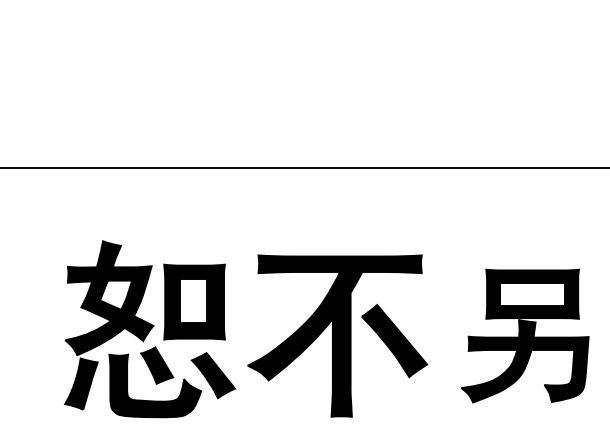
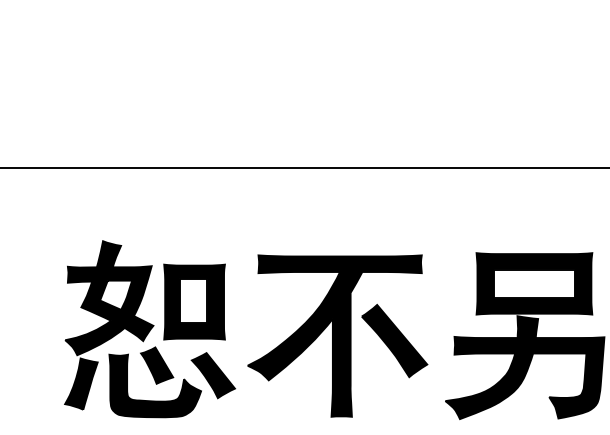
part size: 129x136 px -> 161x168 px (525, 335)
